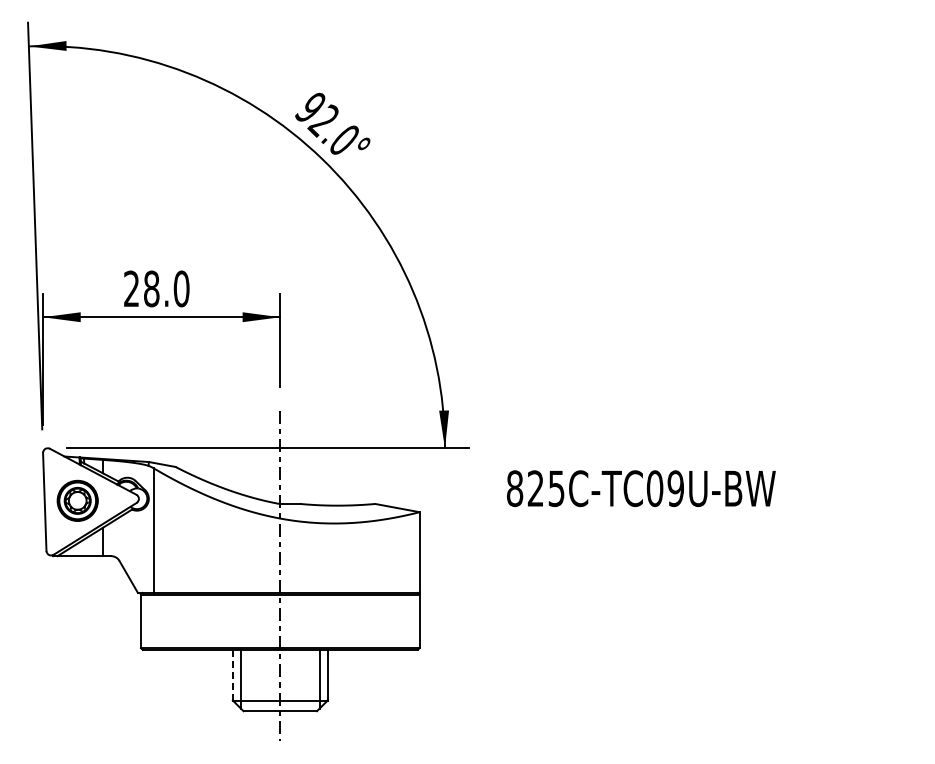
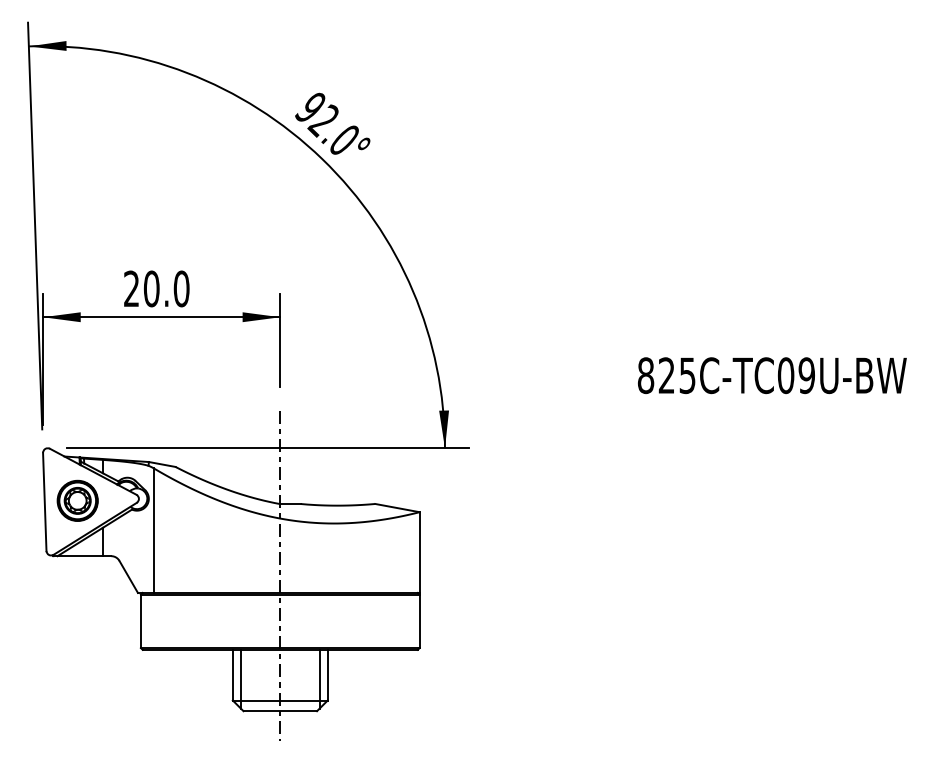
text: 28.0 -> 20.0 (151, 288)
text position: (641, 488) -> (772, 375) (772, 375)
line: dashed -> solid (232, 675)
